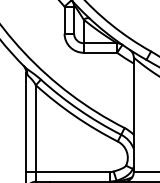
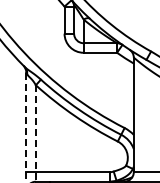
line: solid -> dashed (26, 127)
line: solid -> dashed (35, 134)
